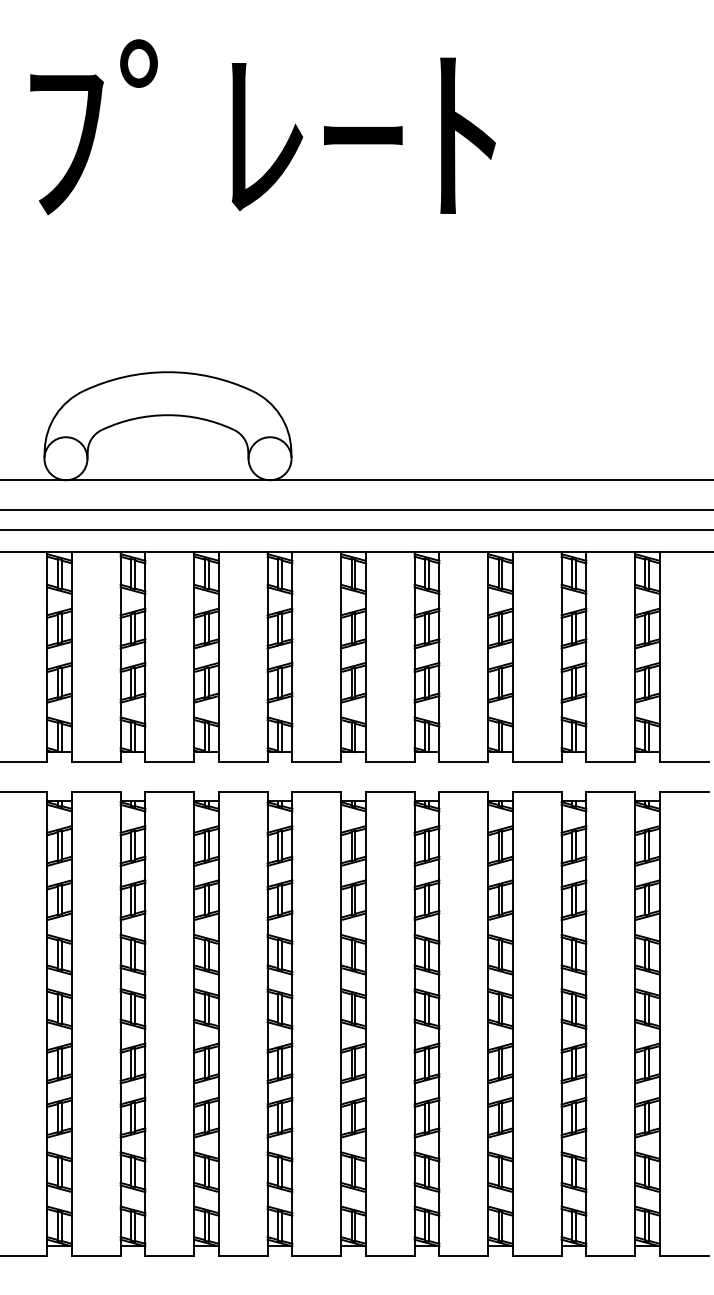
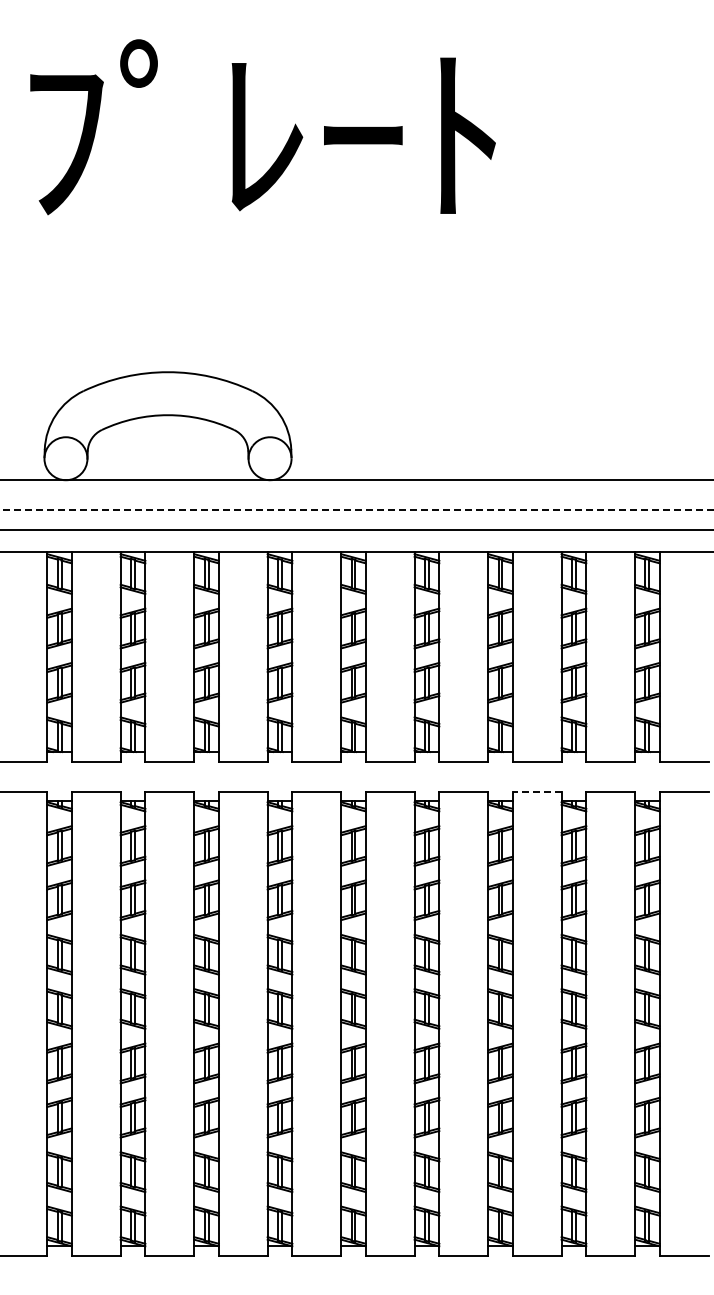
line: solid -> dashed (356, 509)
line: solid -> dashed (536, 791)
